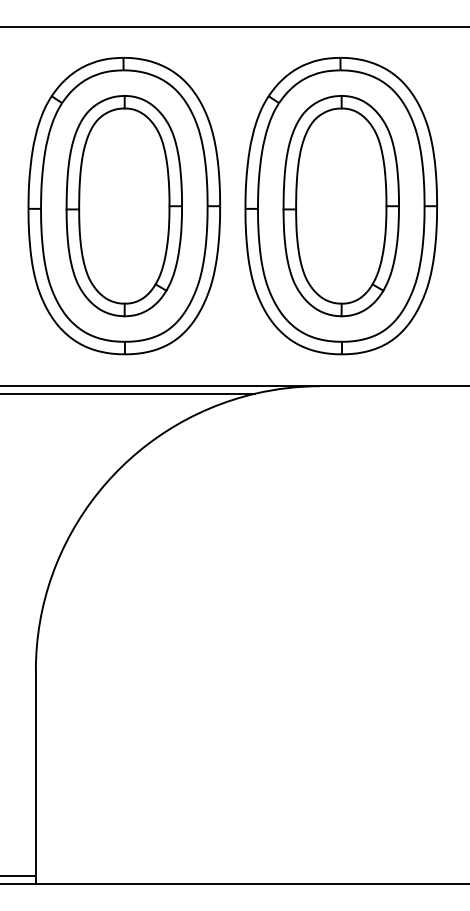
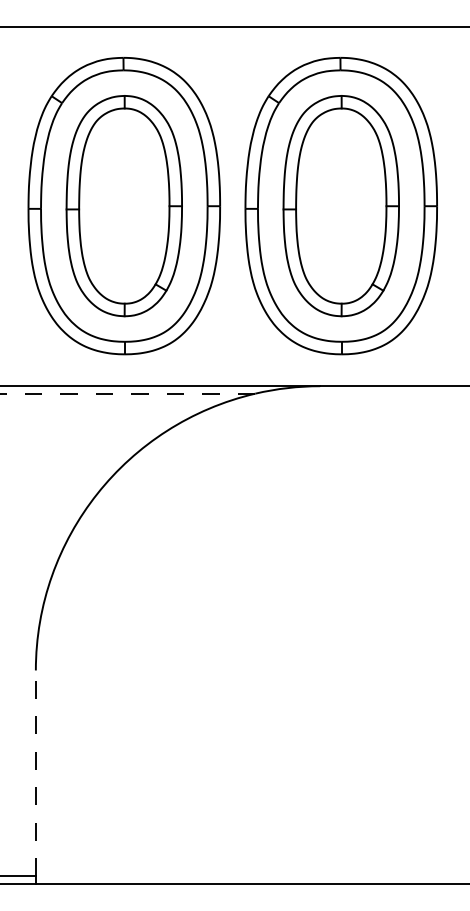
line: solid -> dashed (127, 393)
line: solid -> dashed (35, 773)
